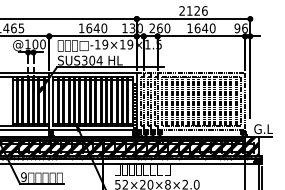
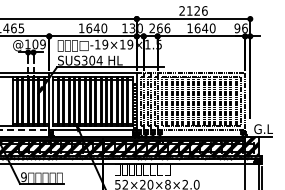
text: 260 -> 266 (167, 27)
text: @100 -> @109 (42, 44)
line: solid -> dashed (25, 130)
